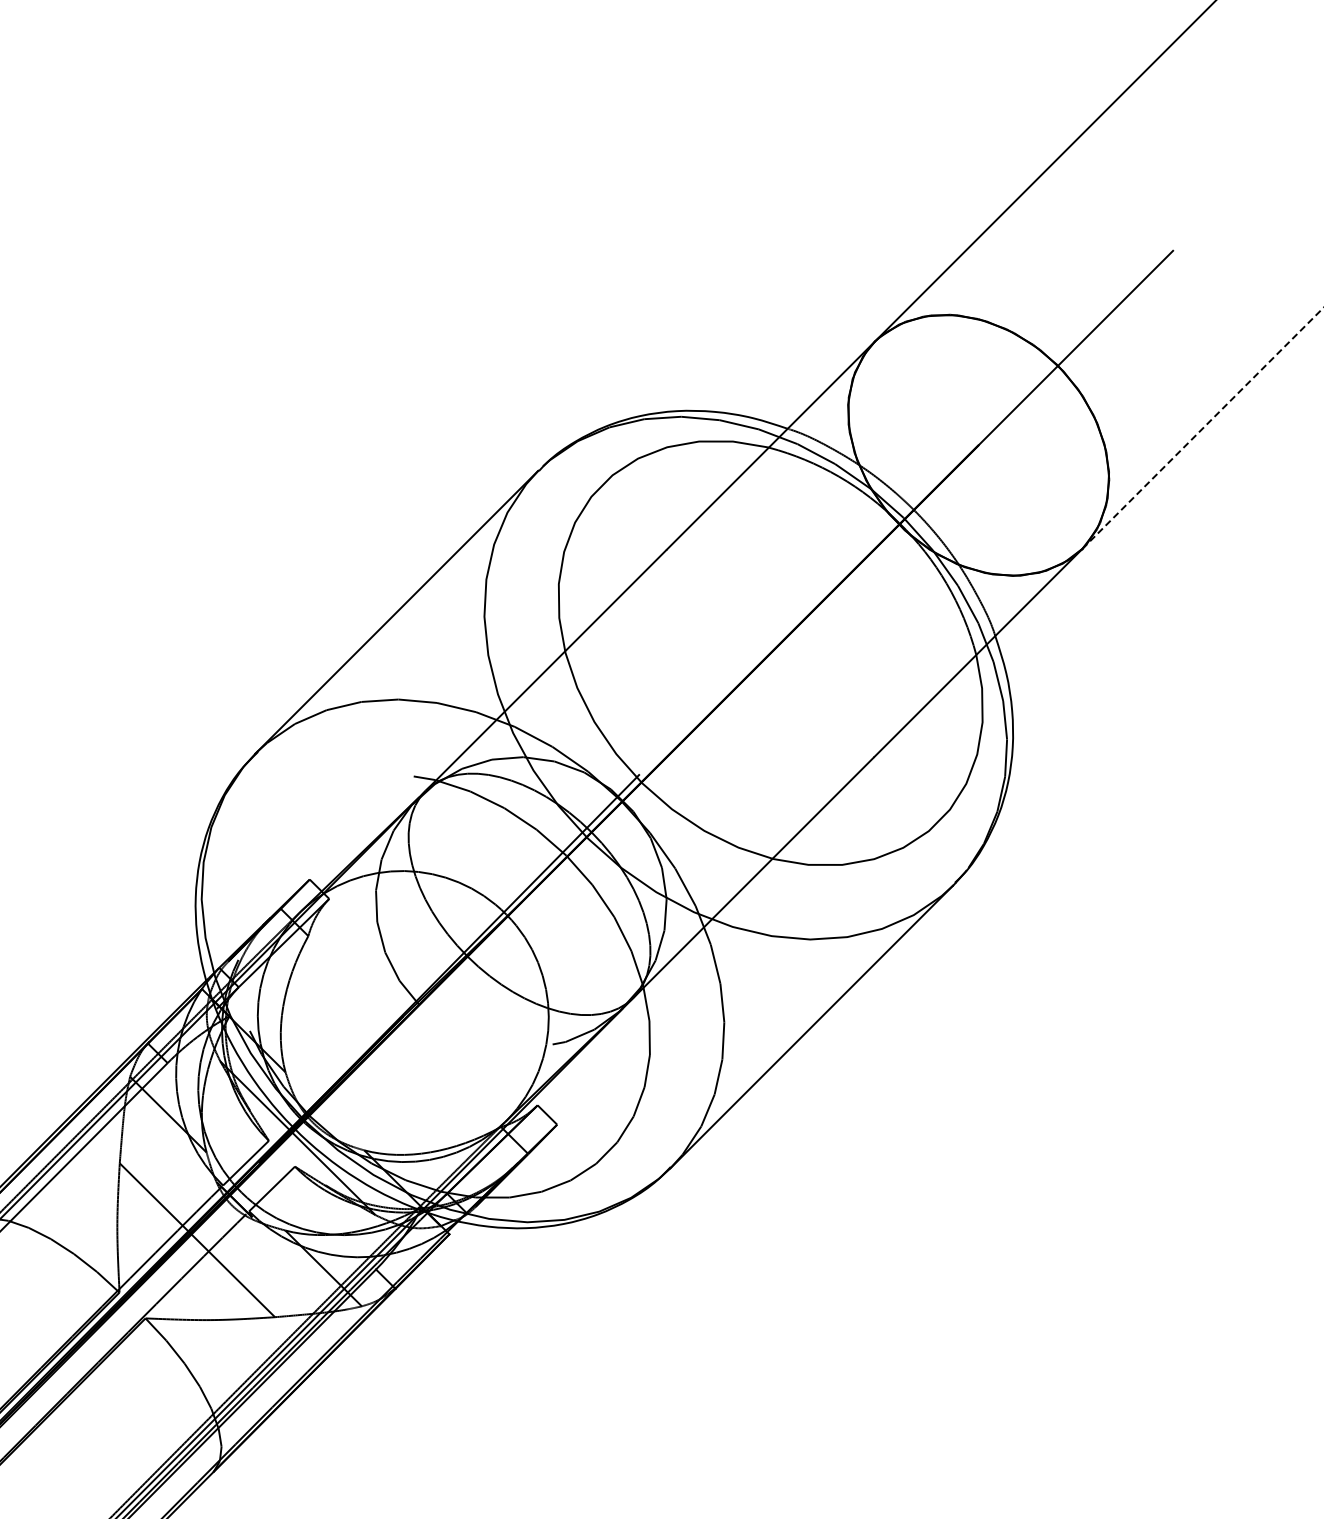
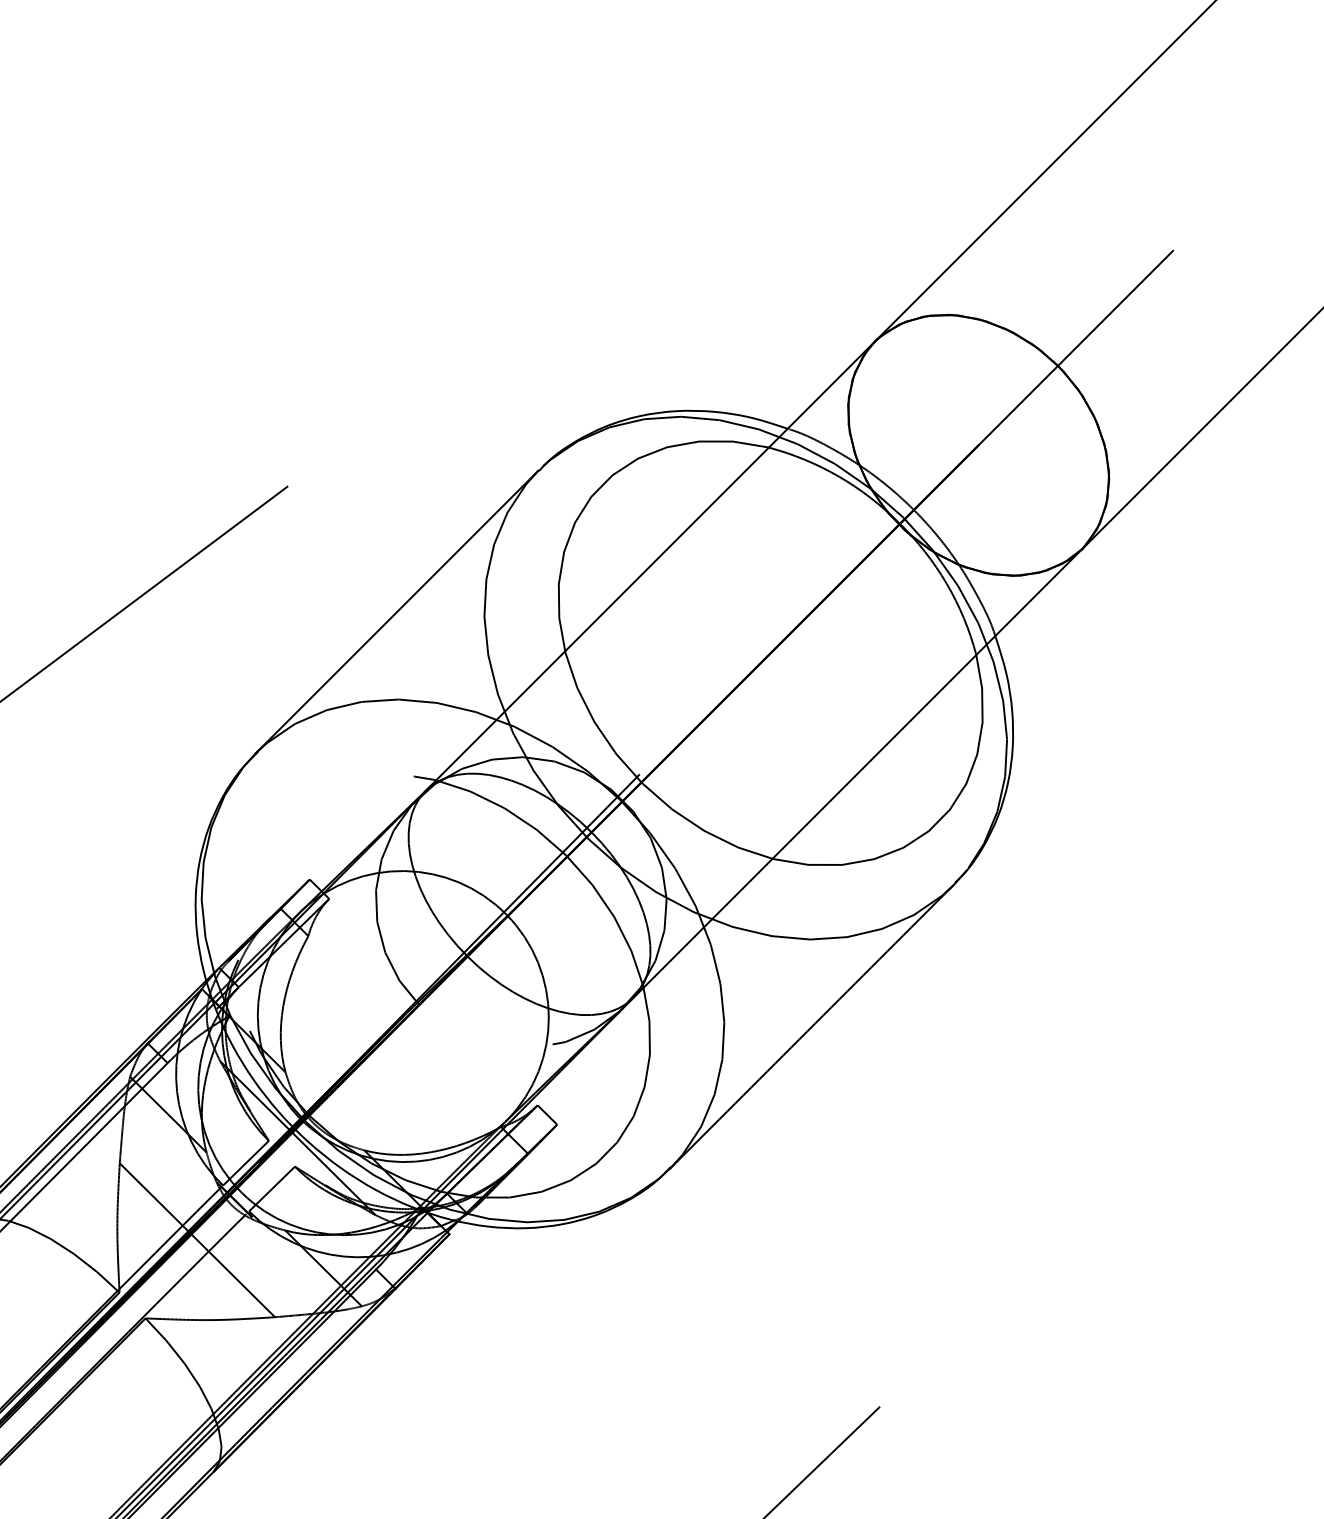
line: dashed -> solid (1203, 428)
line: none -> present (145, 593)
line: none -> present (823, 1460)
